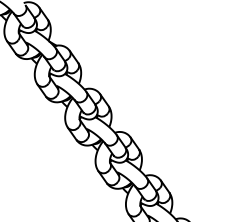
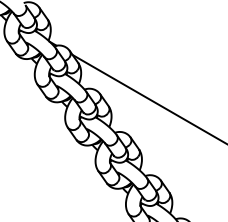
line: none -> present (148, 98)
